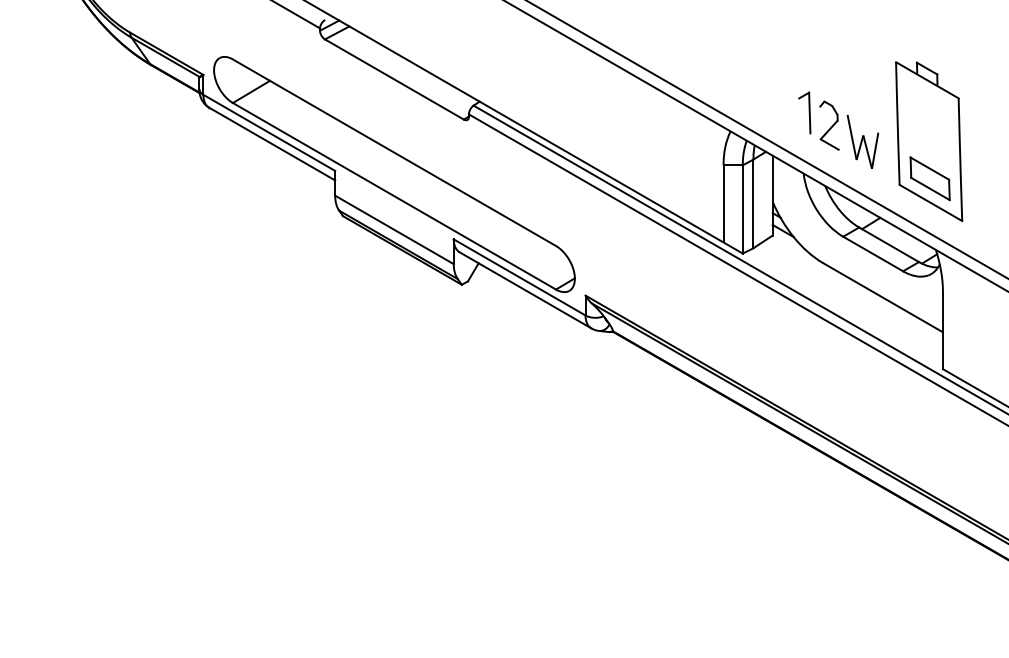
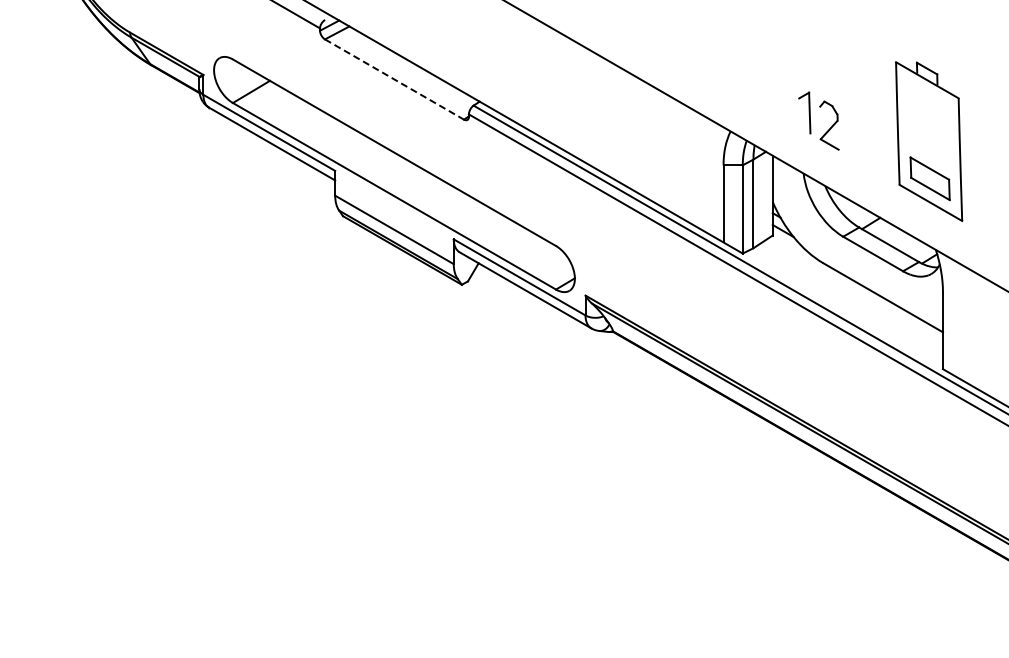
line: solid -> dashed (394, 79)
line: present -> none (767, 139)
part: present -> none (862, 141)
